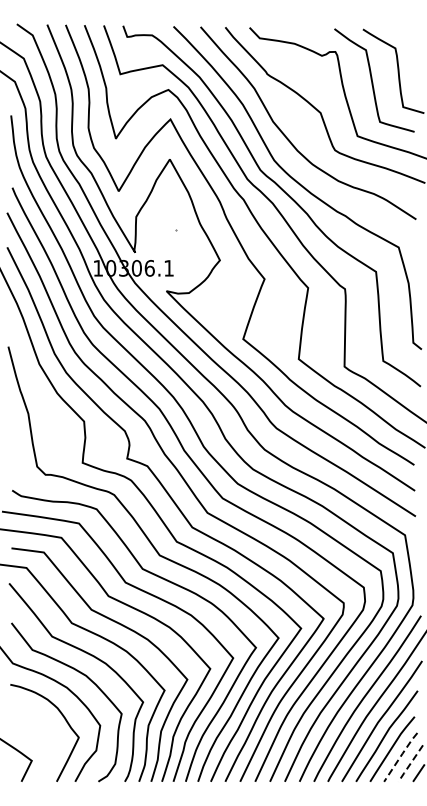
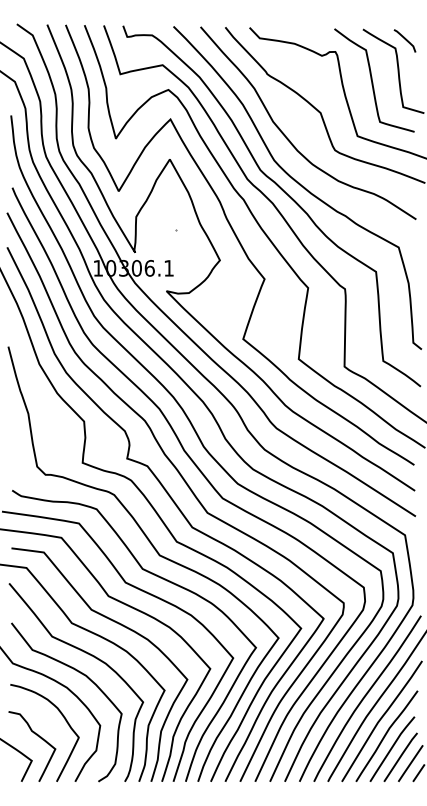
curve: none -> present (404, 39)
curve: none -> present (37, 736)
line: dashed -> solid (400, 756)
line: dashed -> solid (410, 764)
